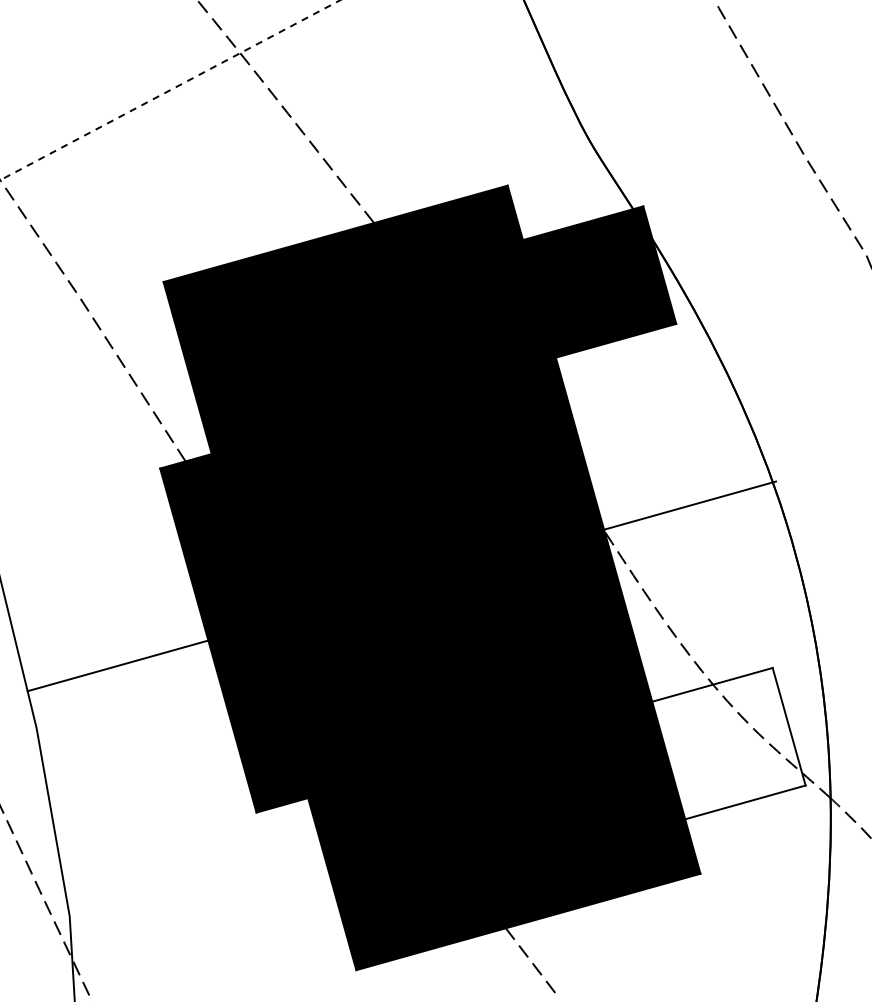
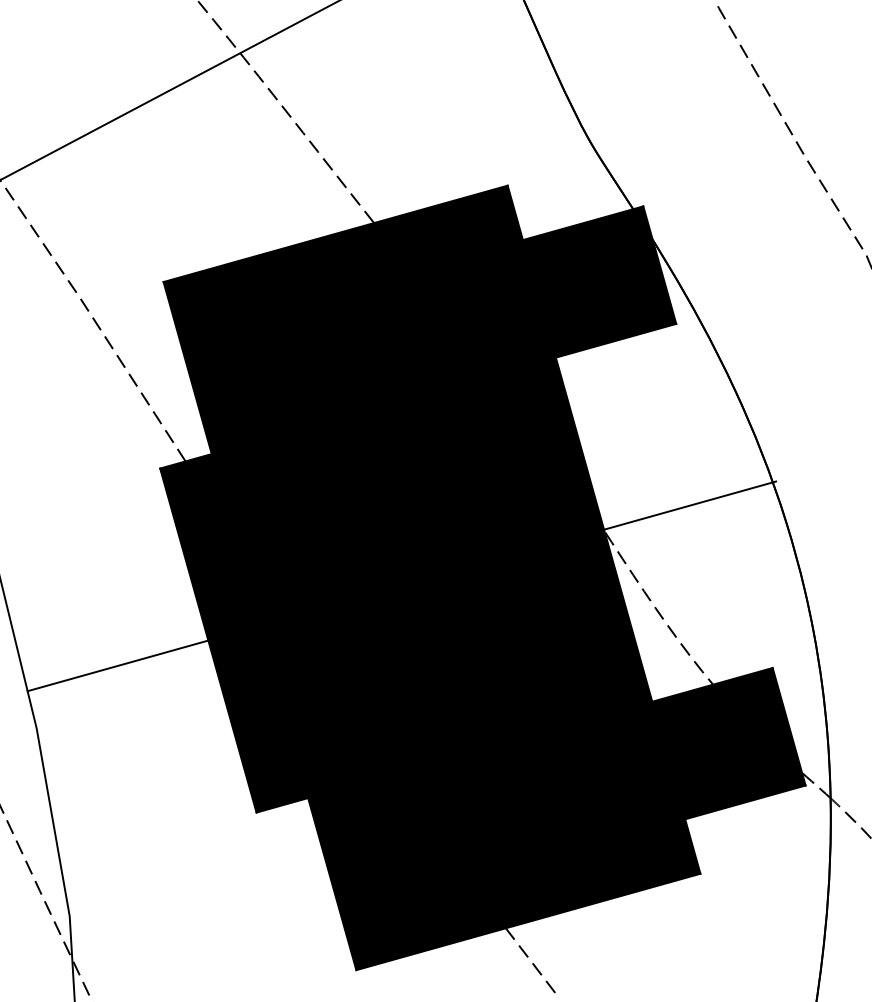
line: dashed -> solid (169, 90)
fill: none -> present (728, 743)
